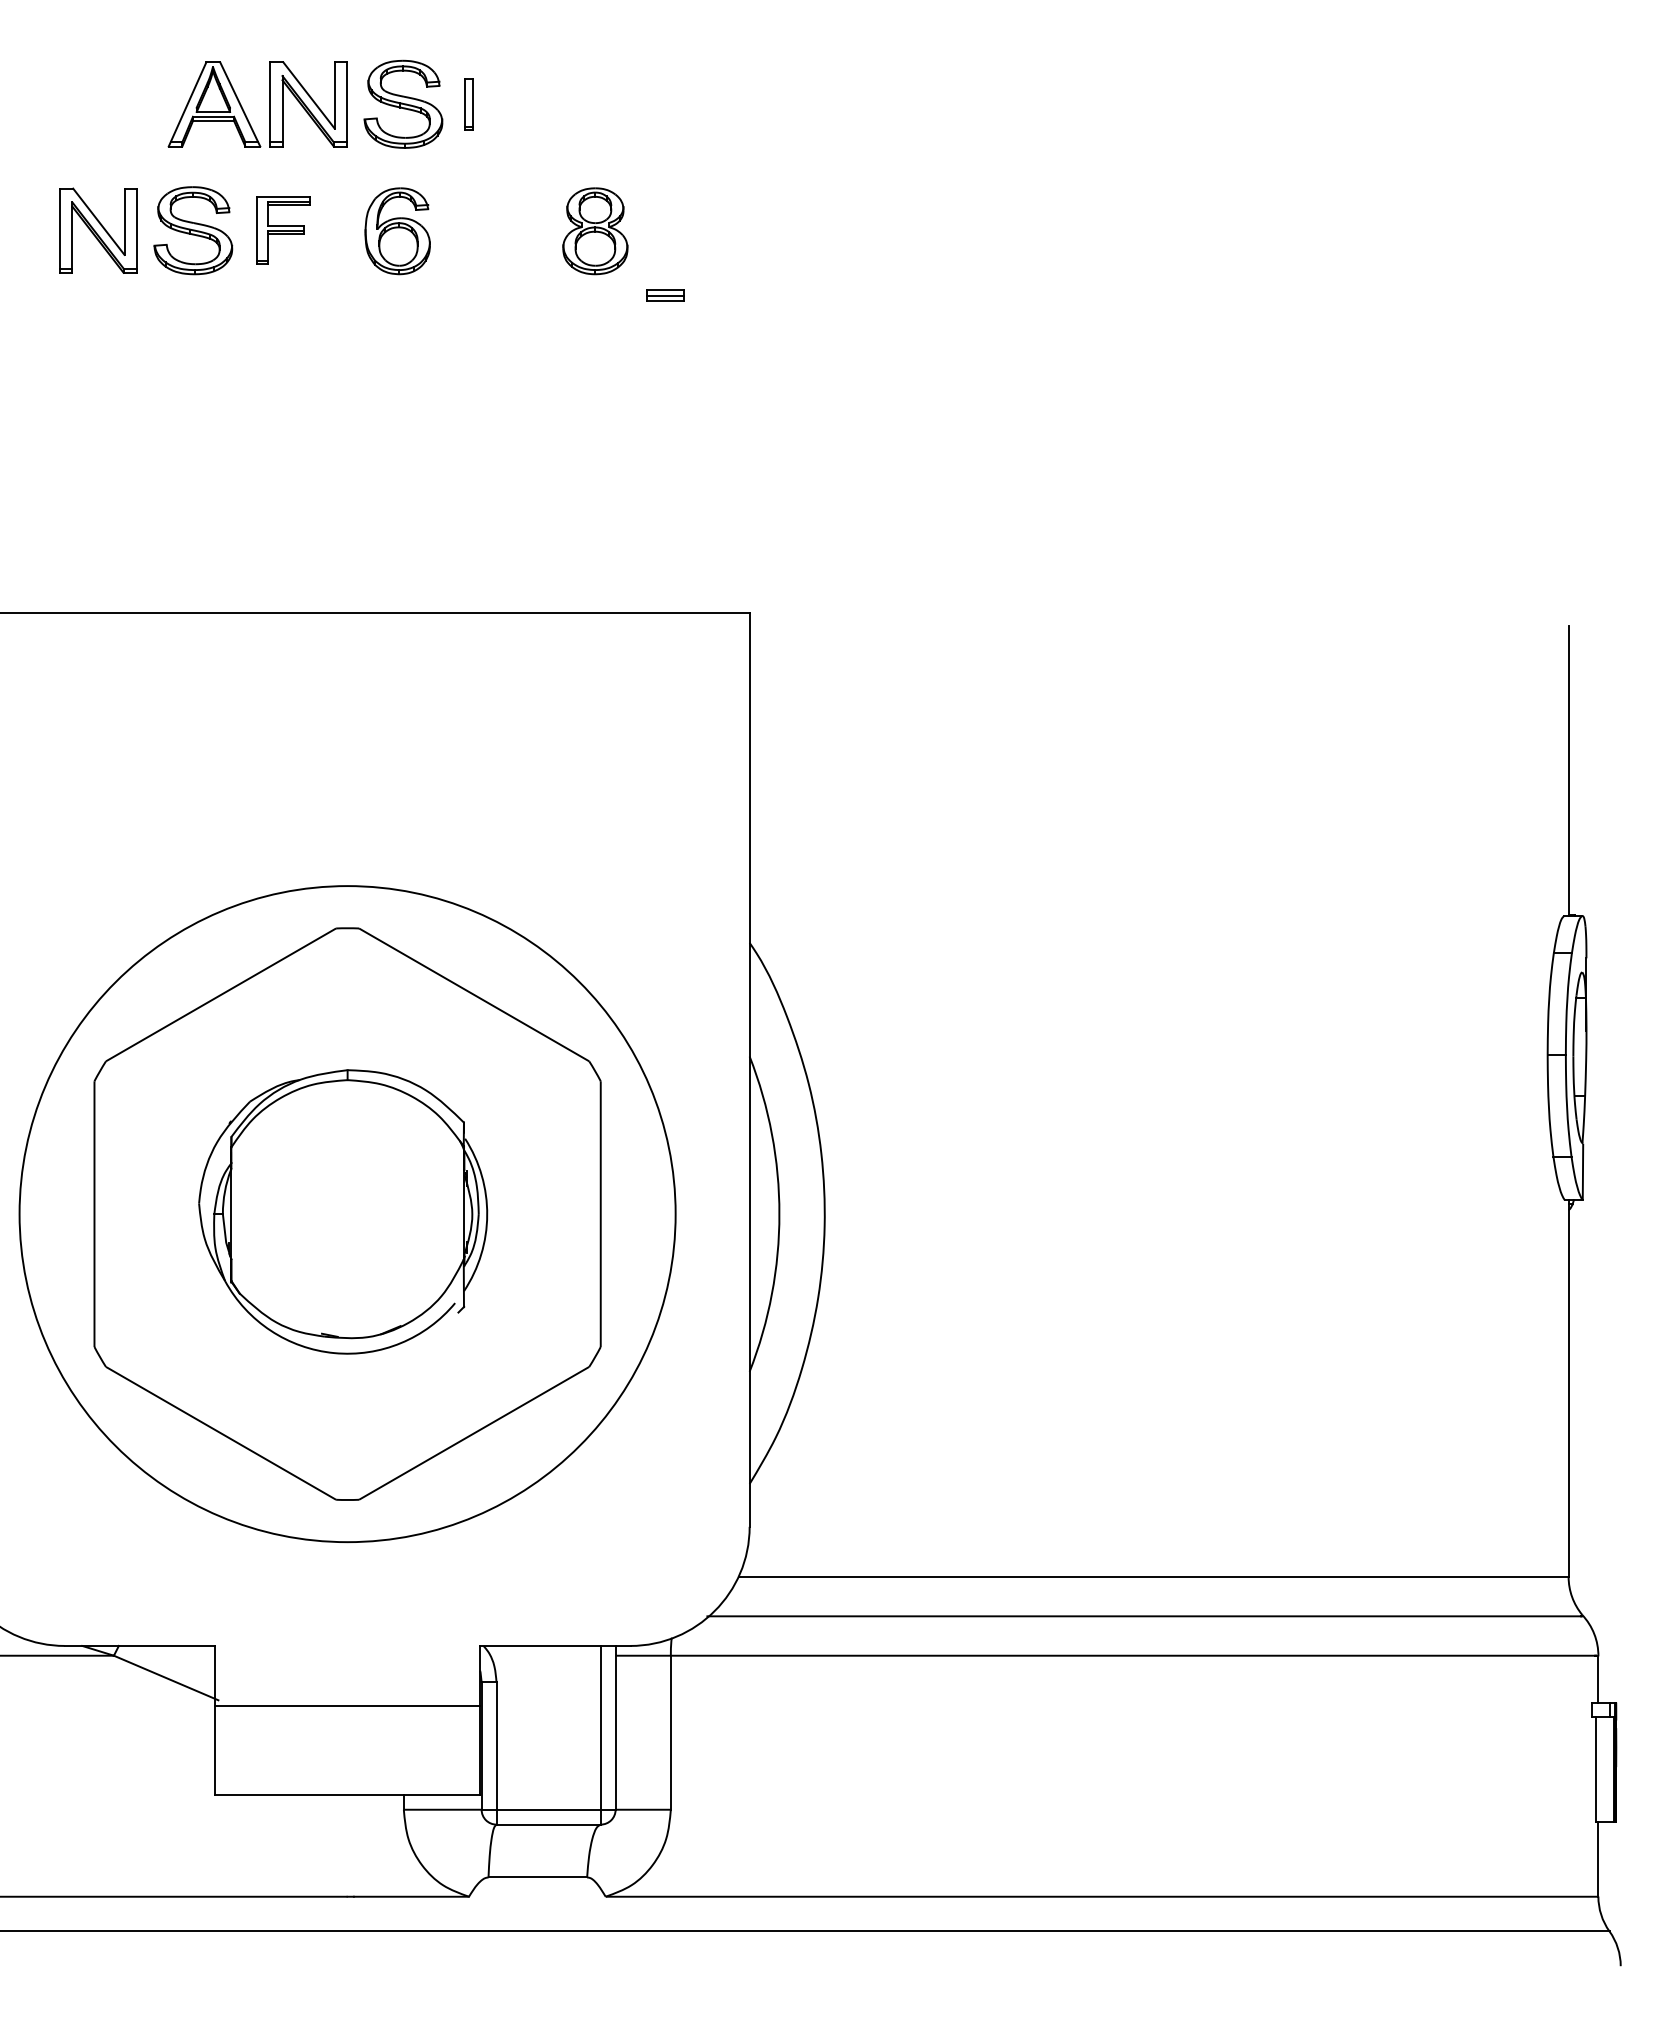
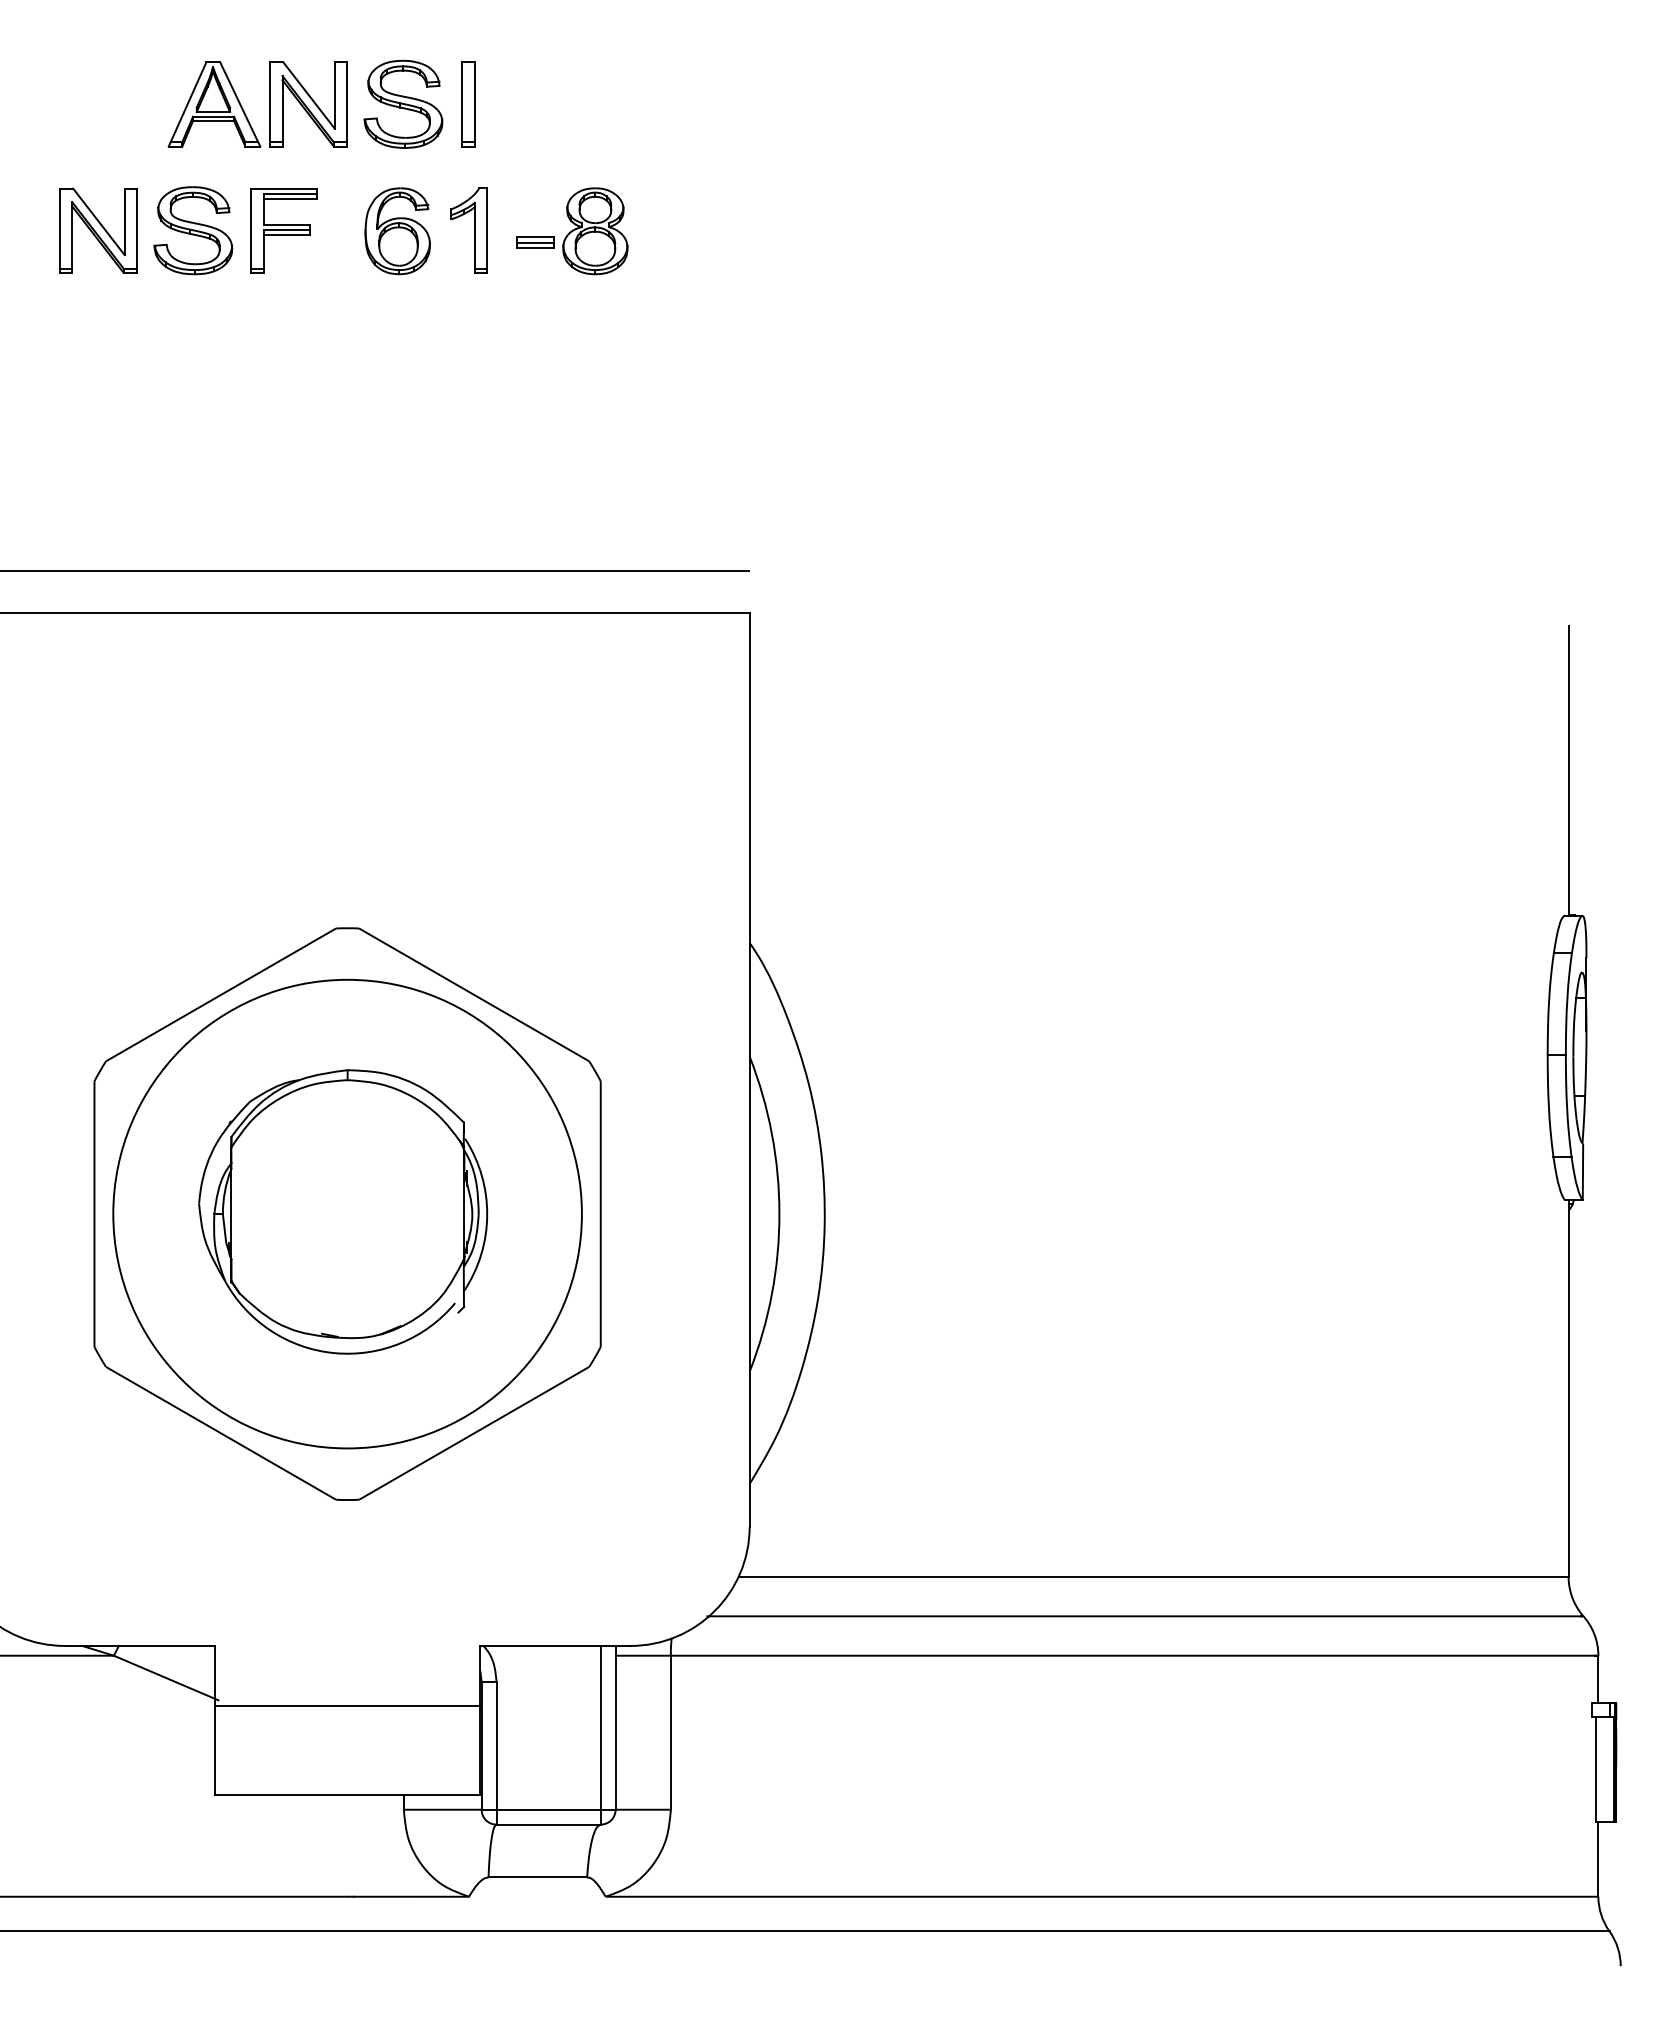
part size: 10x53 px -> 15x87 px (468, 104)
part size: 55x69 px -> 68x86 px (283, 230)
part: none -> present (468, 230)
part position: (665, 295) -> (535, 242) (535, 242)
line: none -> present (375, 571)
circle diameter: 656 px -> 469 px (347, 1213)
